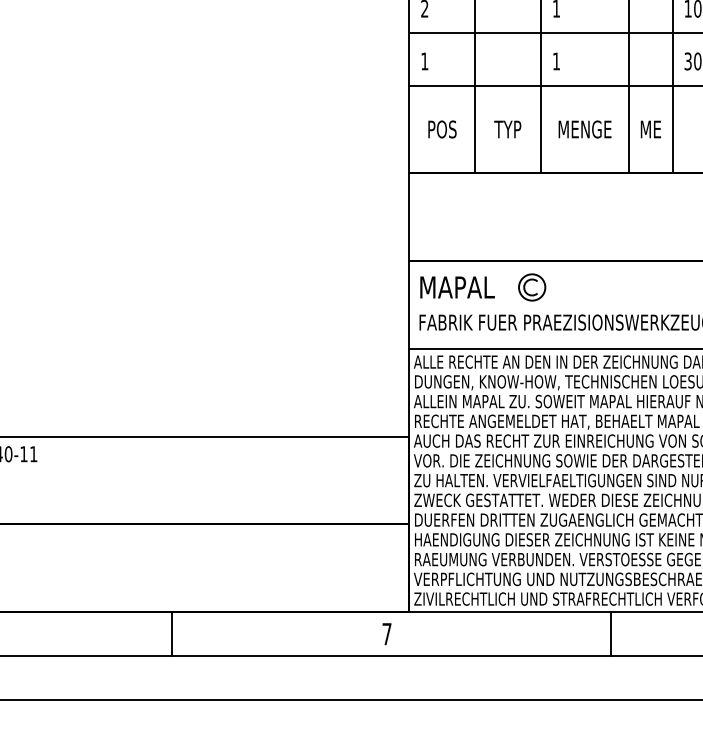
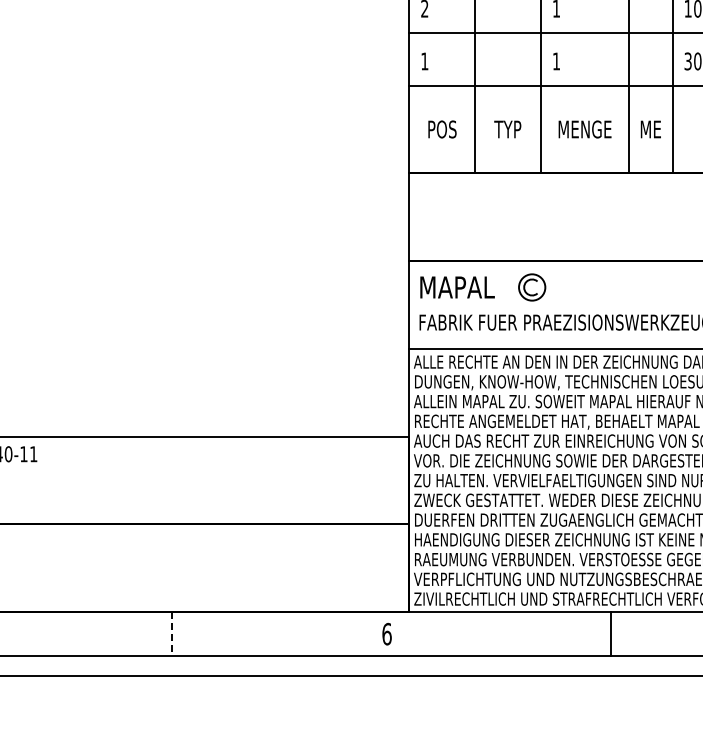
text: 7 -> 6 (386, 633)
line: solid -> dashed (172, 634)
line position: (350, 700) -> (350, 676) (350, 676)
